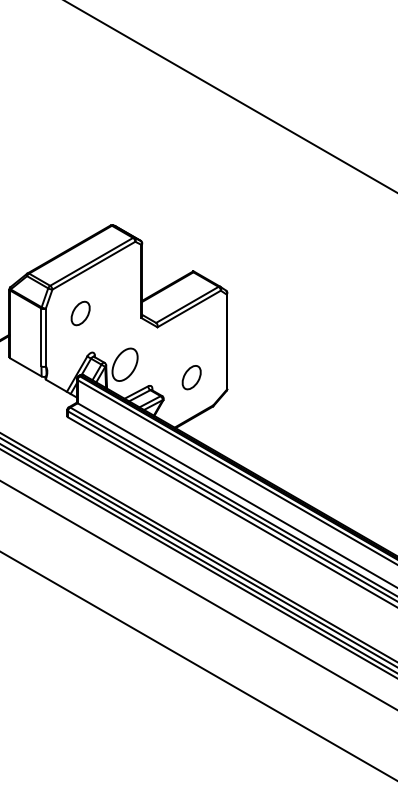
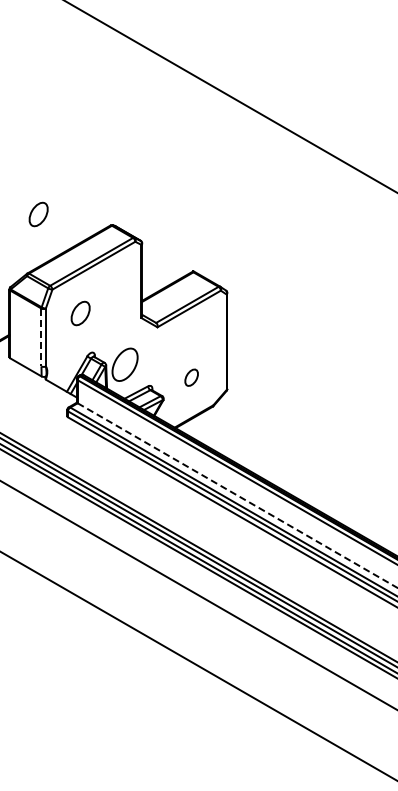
part: none -> present (38, 214)
line: solid -> dashed (41, 337)
part size: 21x26 px -> 15x19 px (191, 377)
line: solid -> dashed (237, 495)
